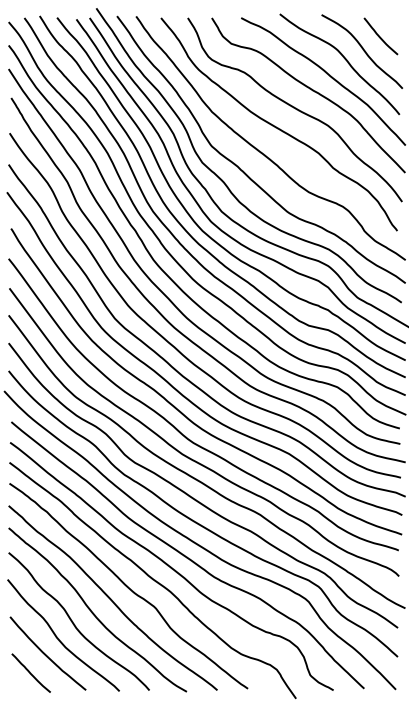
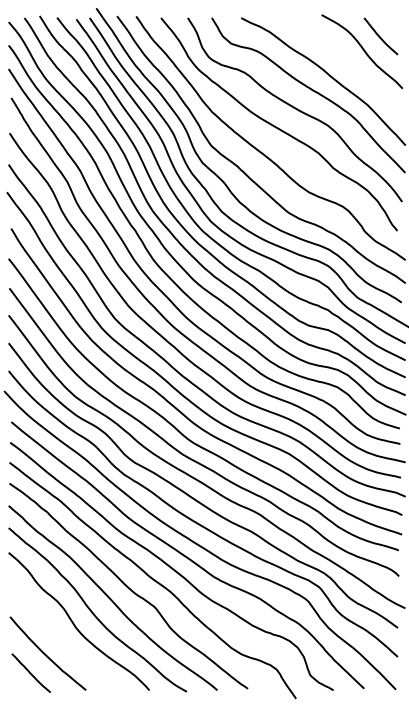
curve: present -> none (343, 58)
curve: present -> none (58, 637)
